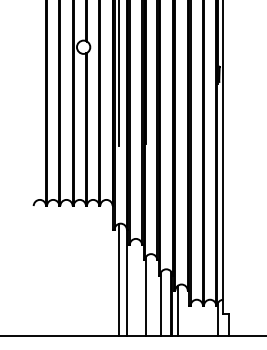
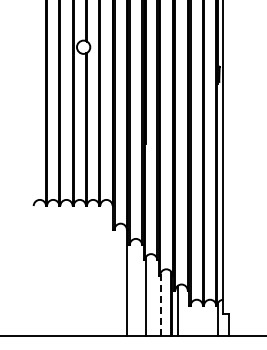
line: present -> none (119, 73)
line: present -> none (119, 279)
line: solid -> dashed (160, 305)
